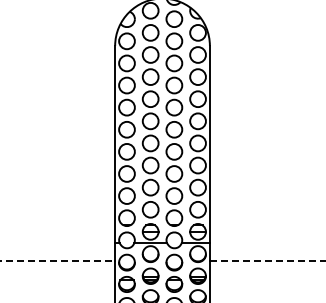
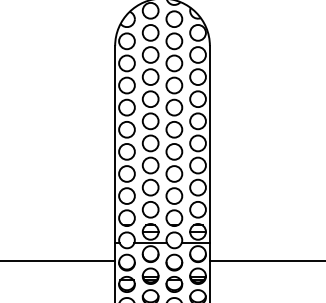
line: dashed -> solid (57, 260)
line: dashed -> solid (268, 260)
